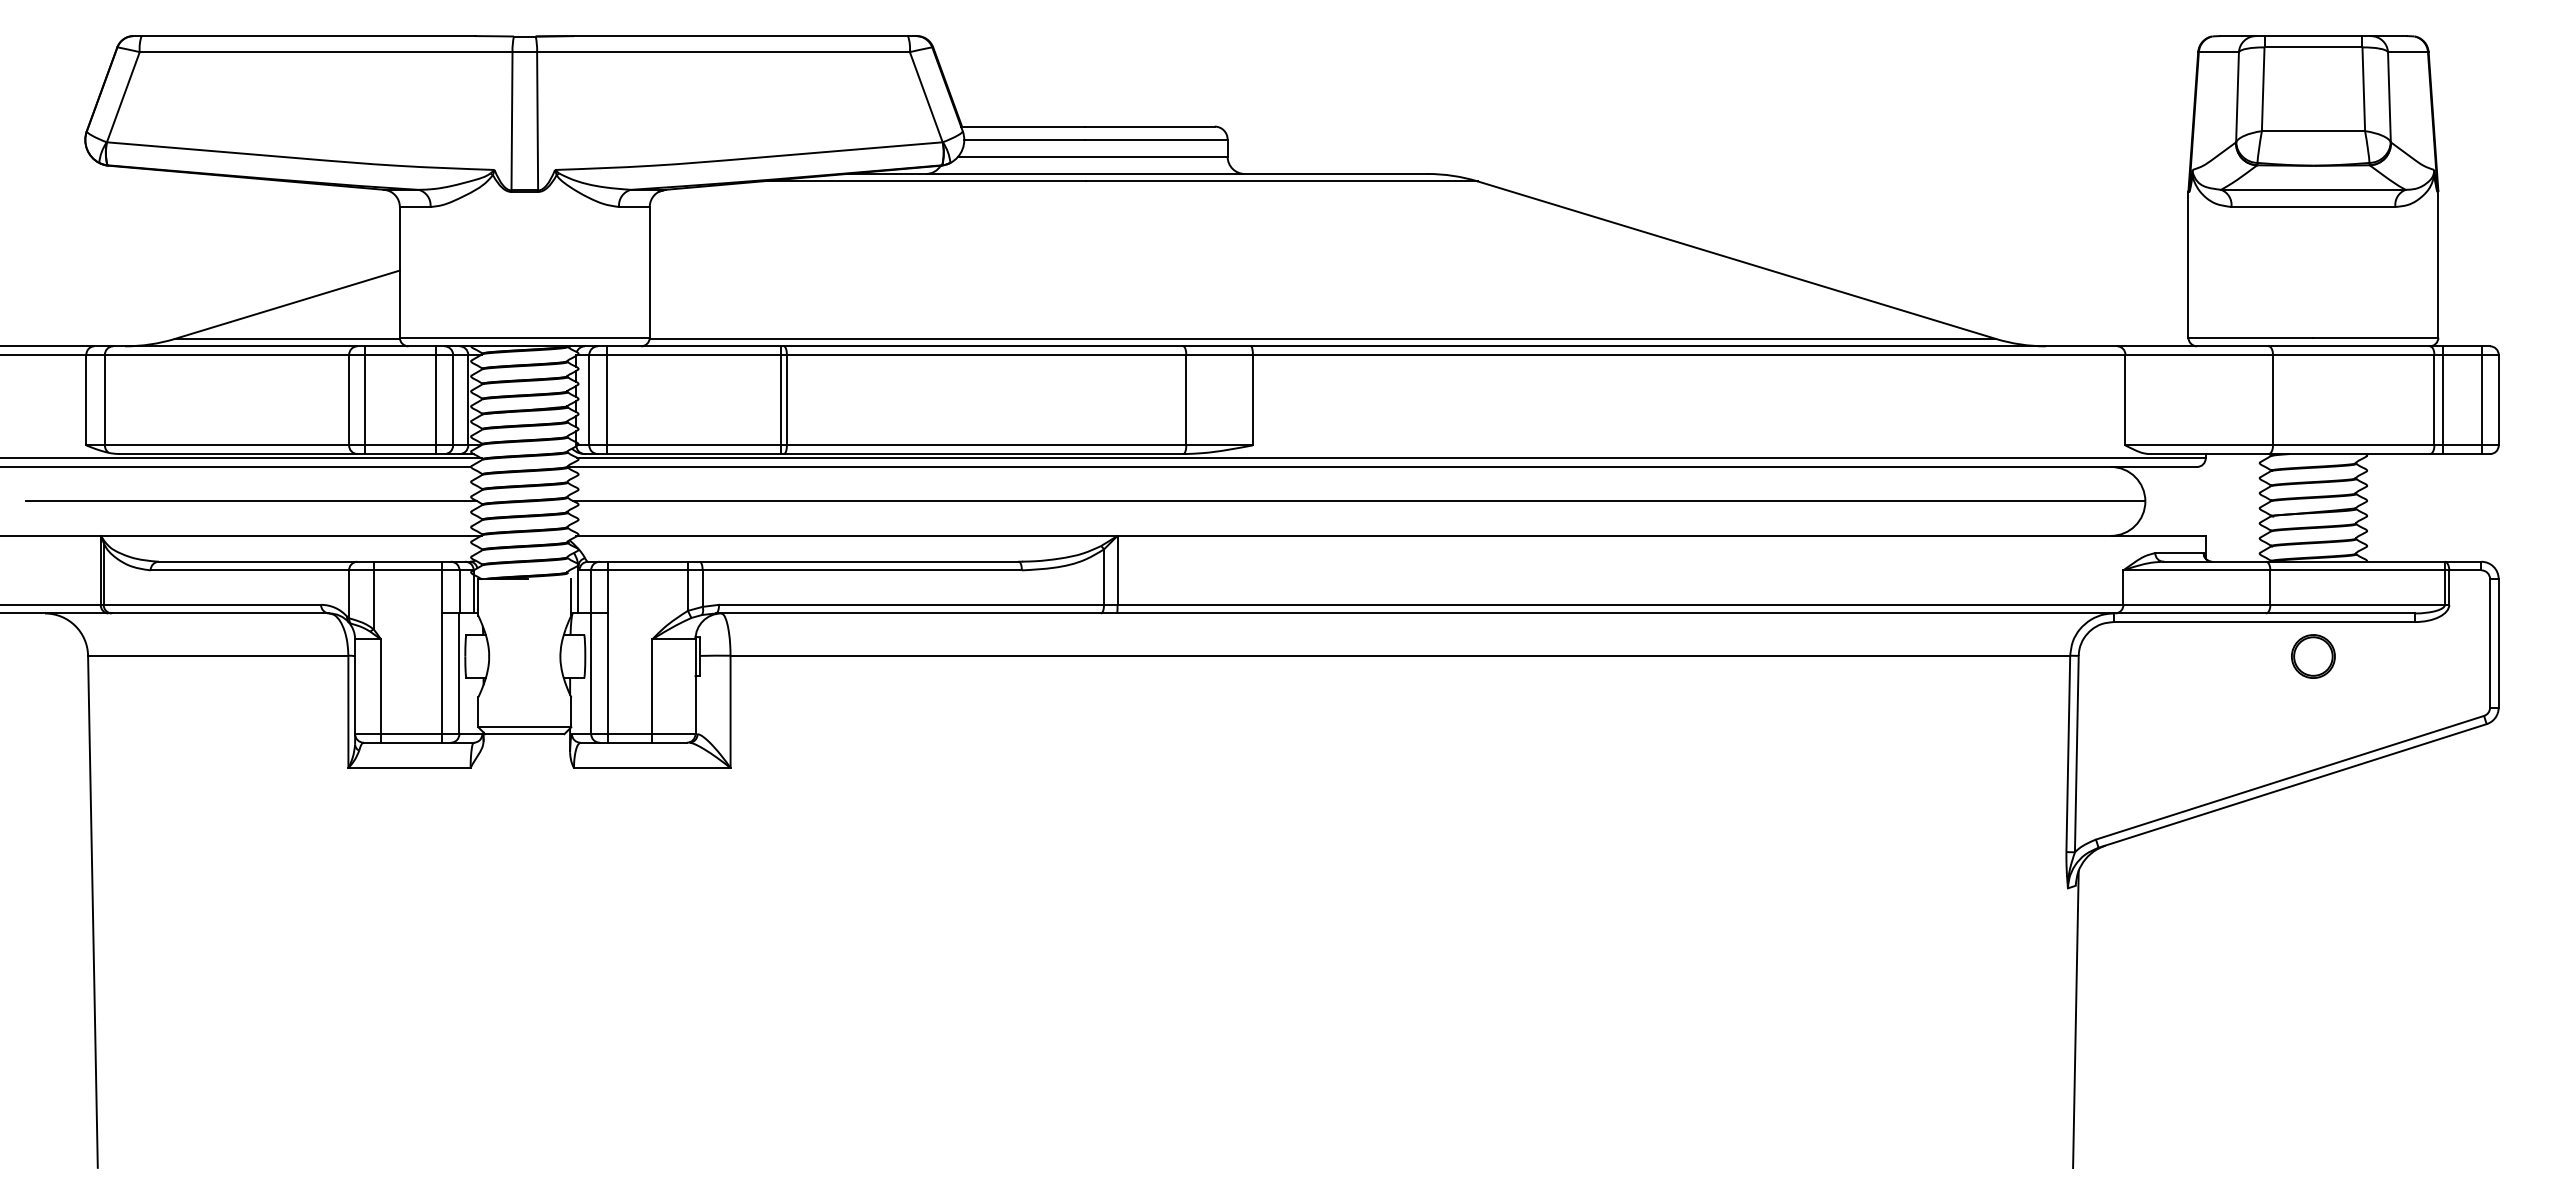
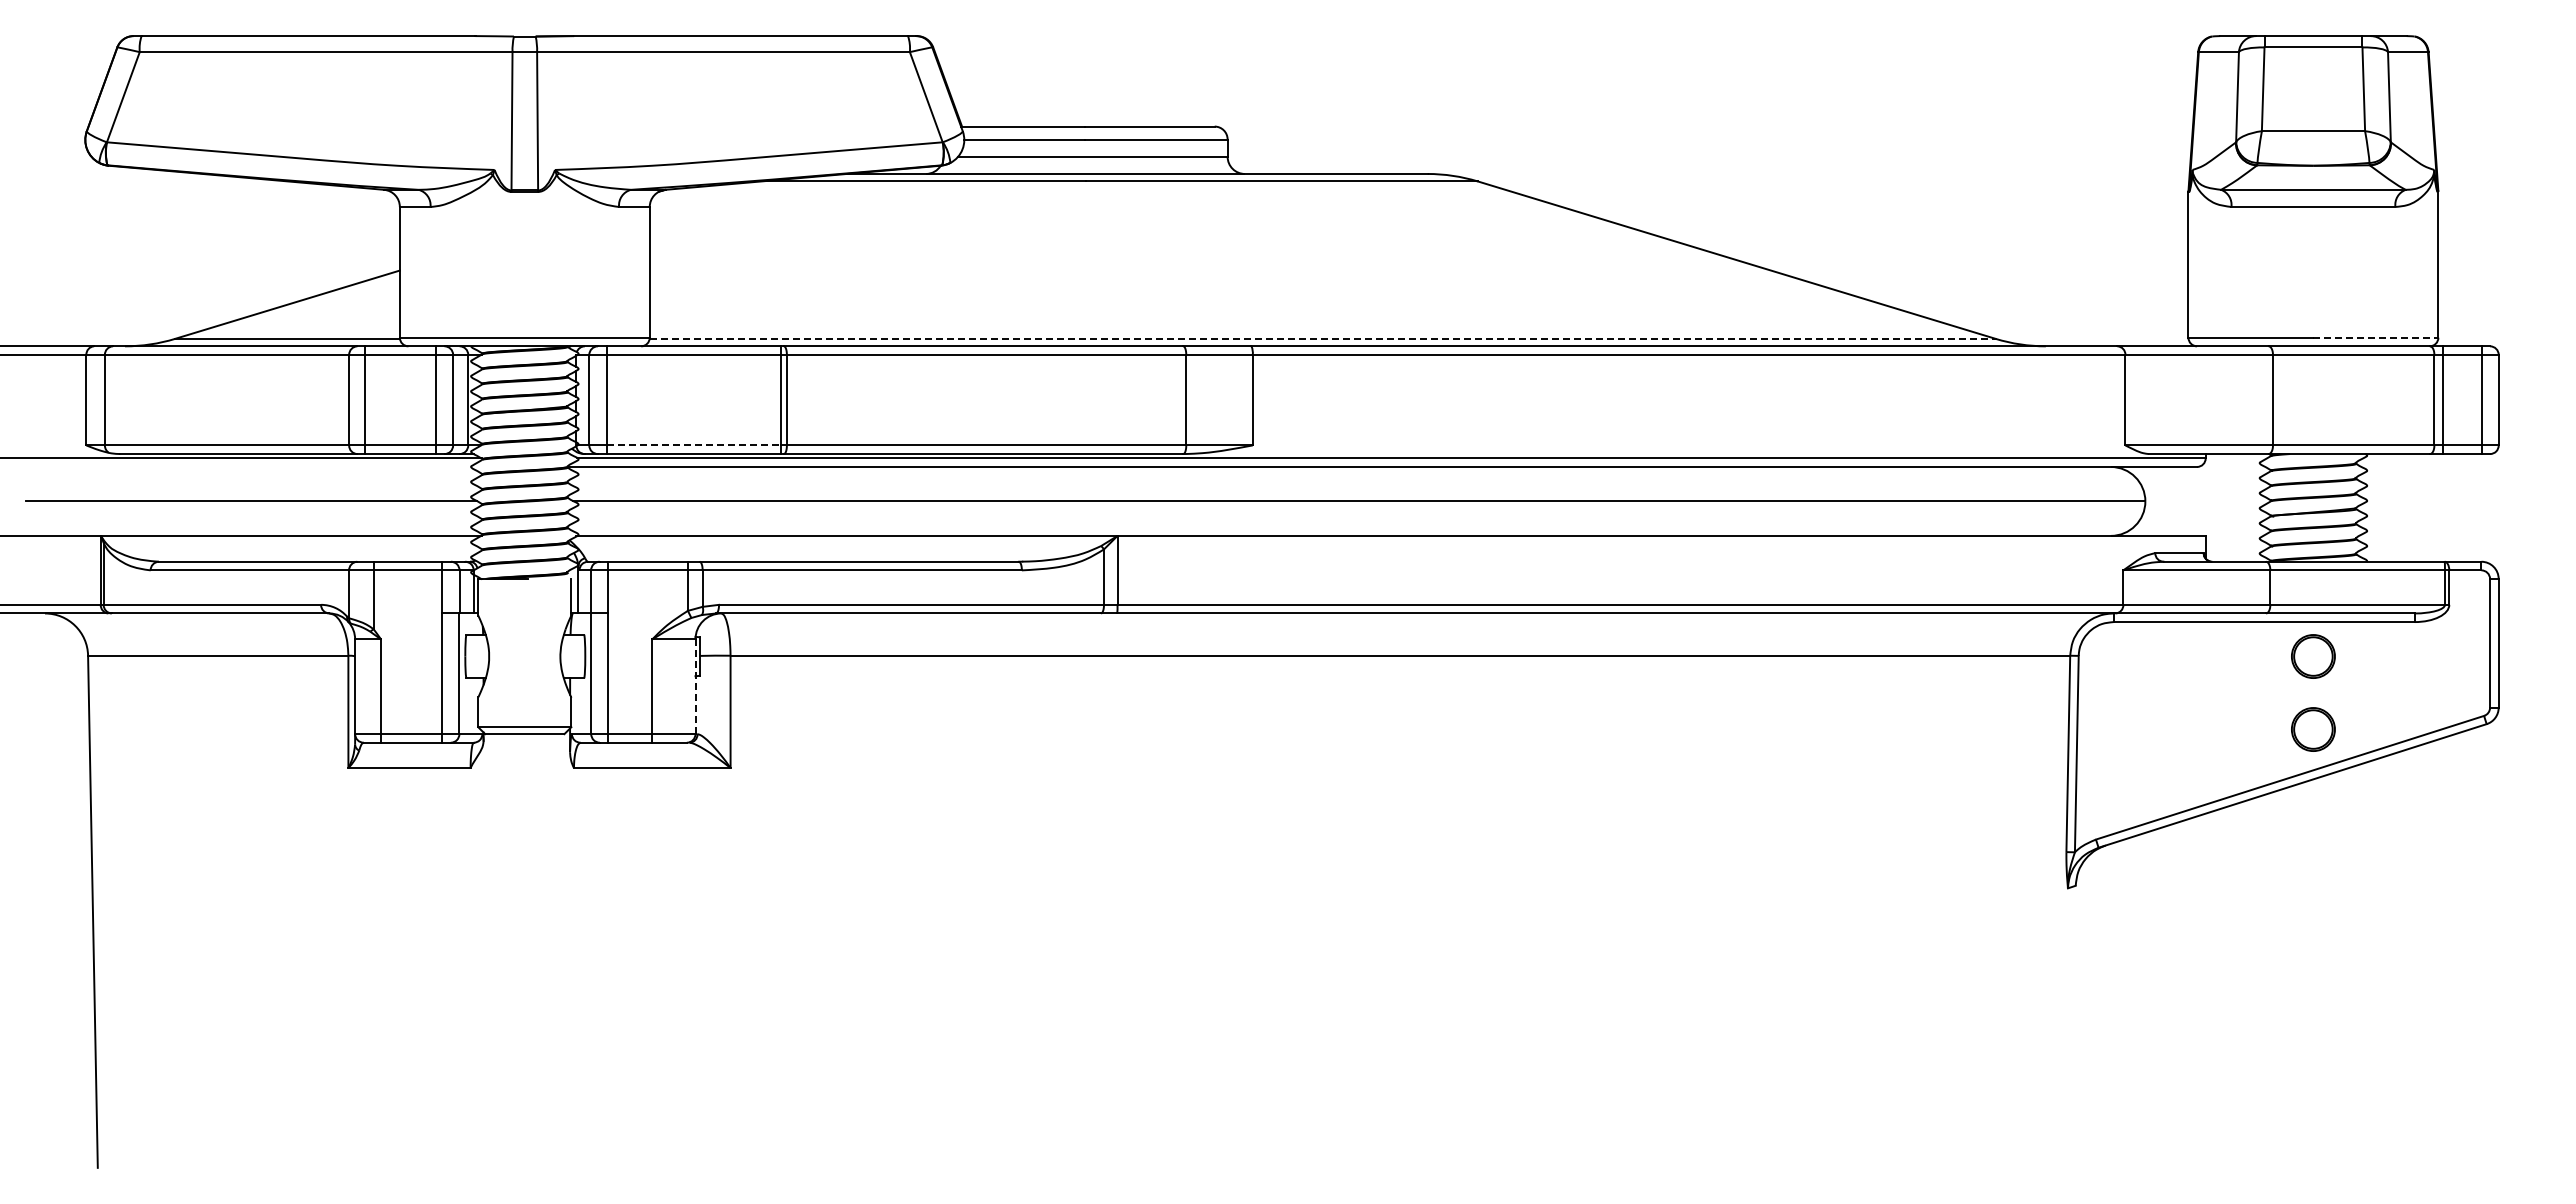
line: solid -> dashed (2376, 337)
line: solid -> dashed (1323, 338)
line: solid -> dashed (694, 445)
line: present -> none (236, 466)
line: solid -> dashed (695, 687)
part: none -> present (2313, 729)
line: present -> none (2075, 1019)
